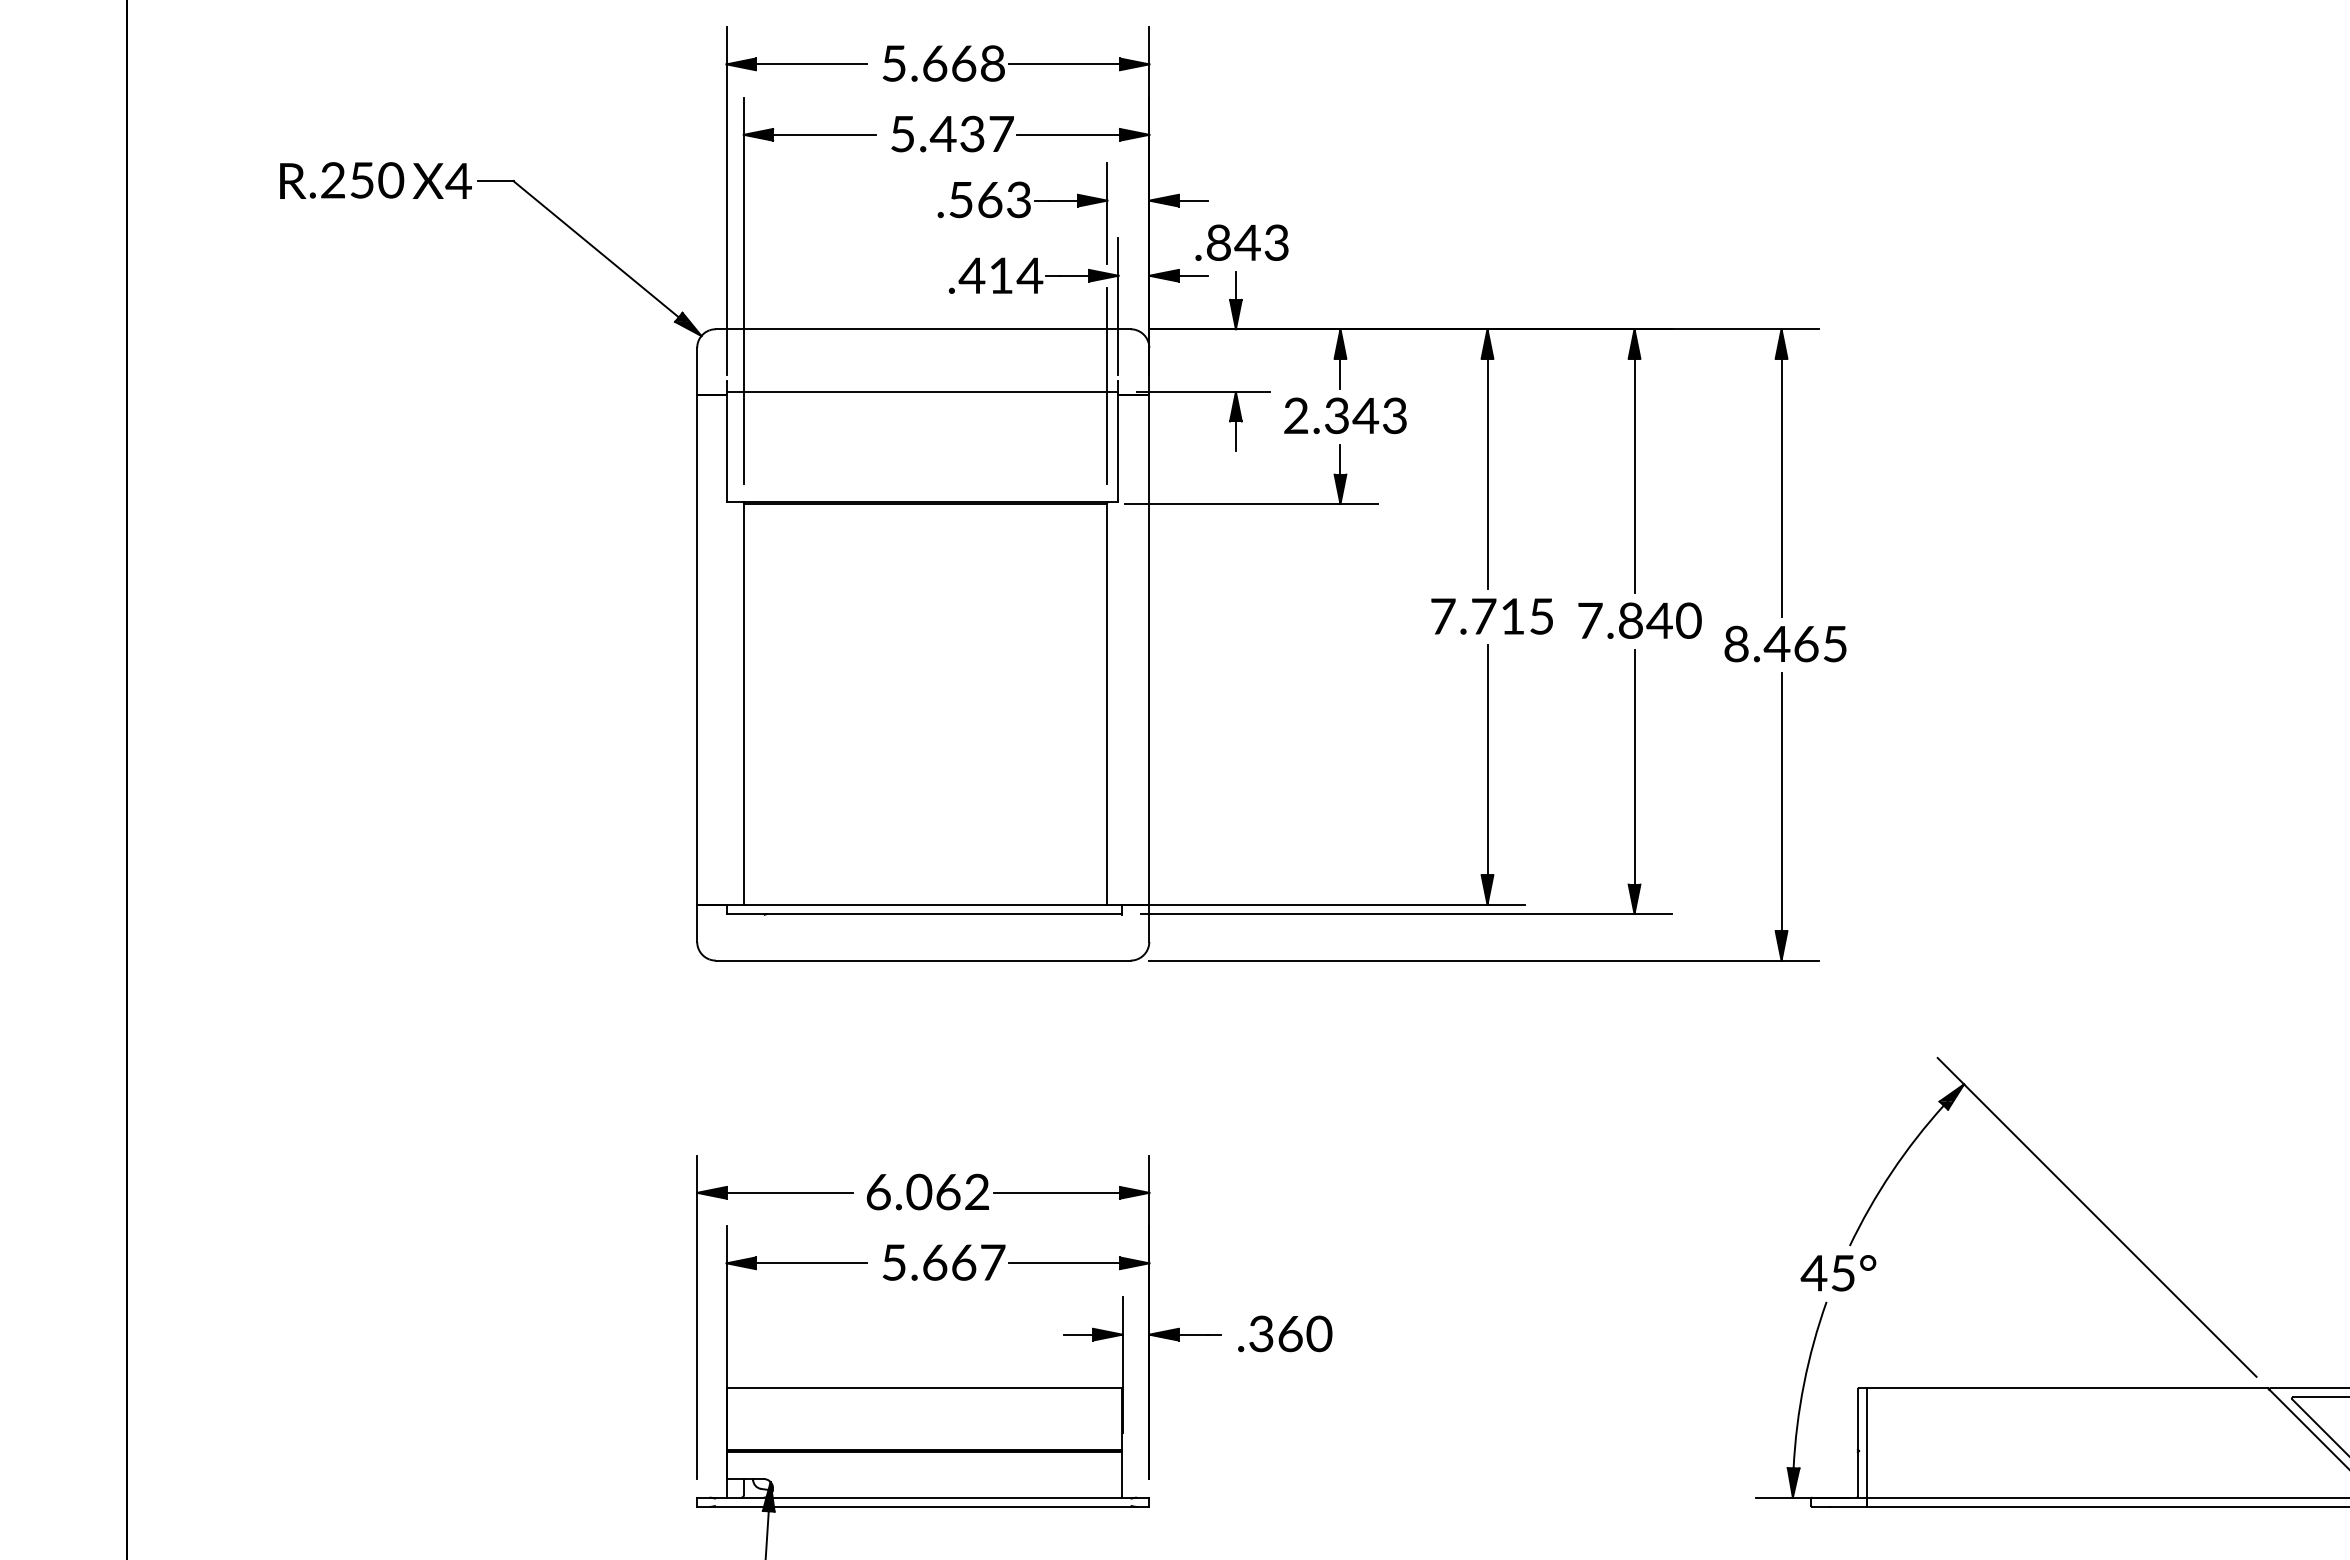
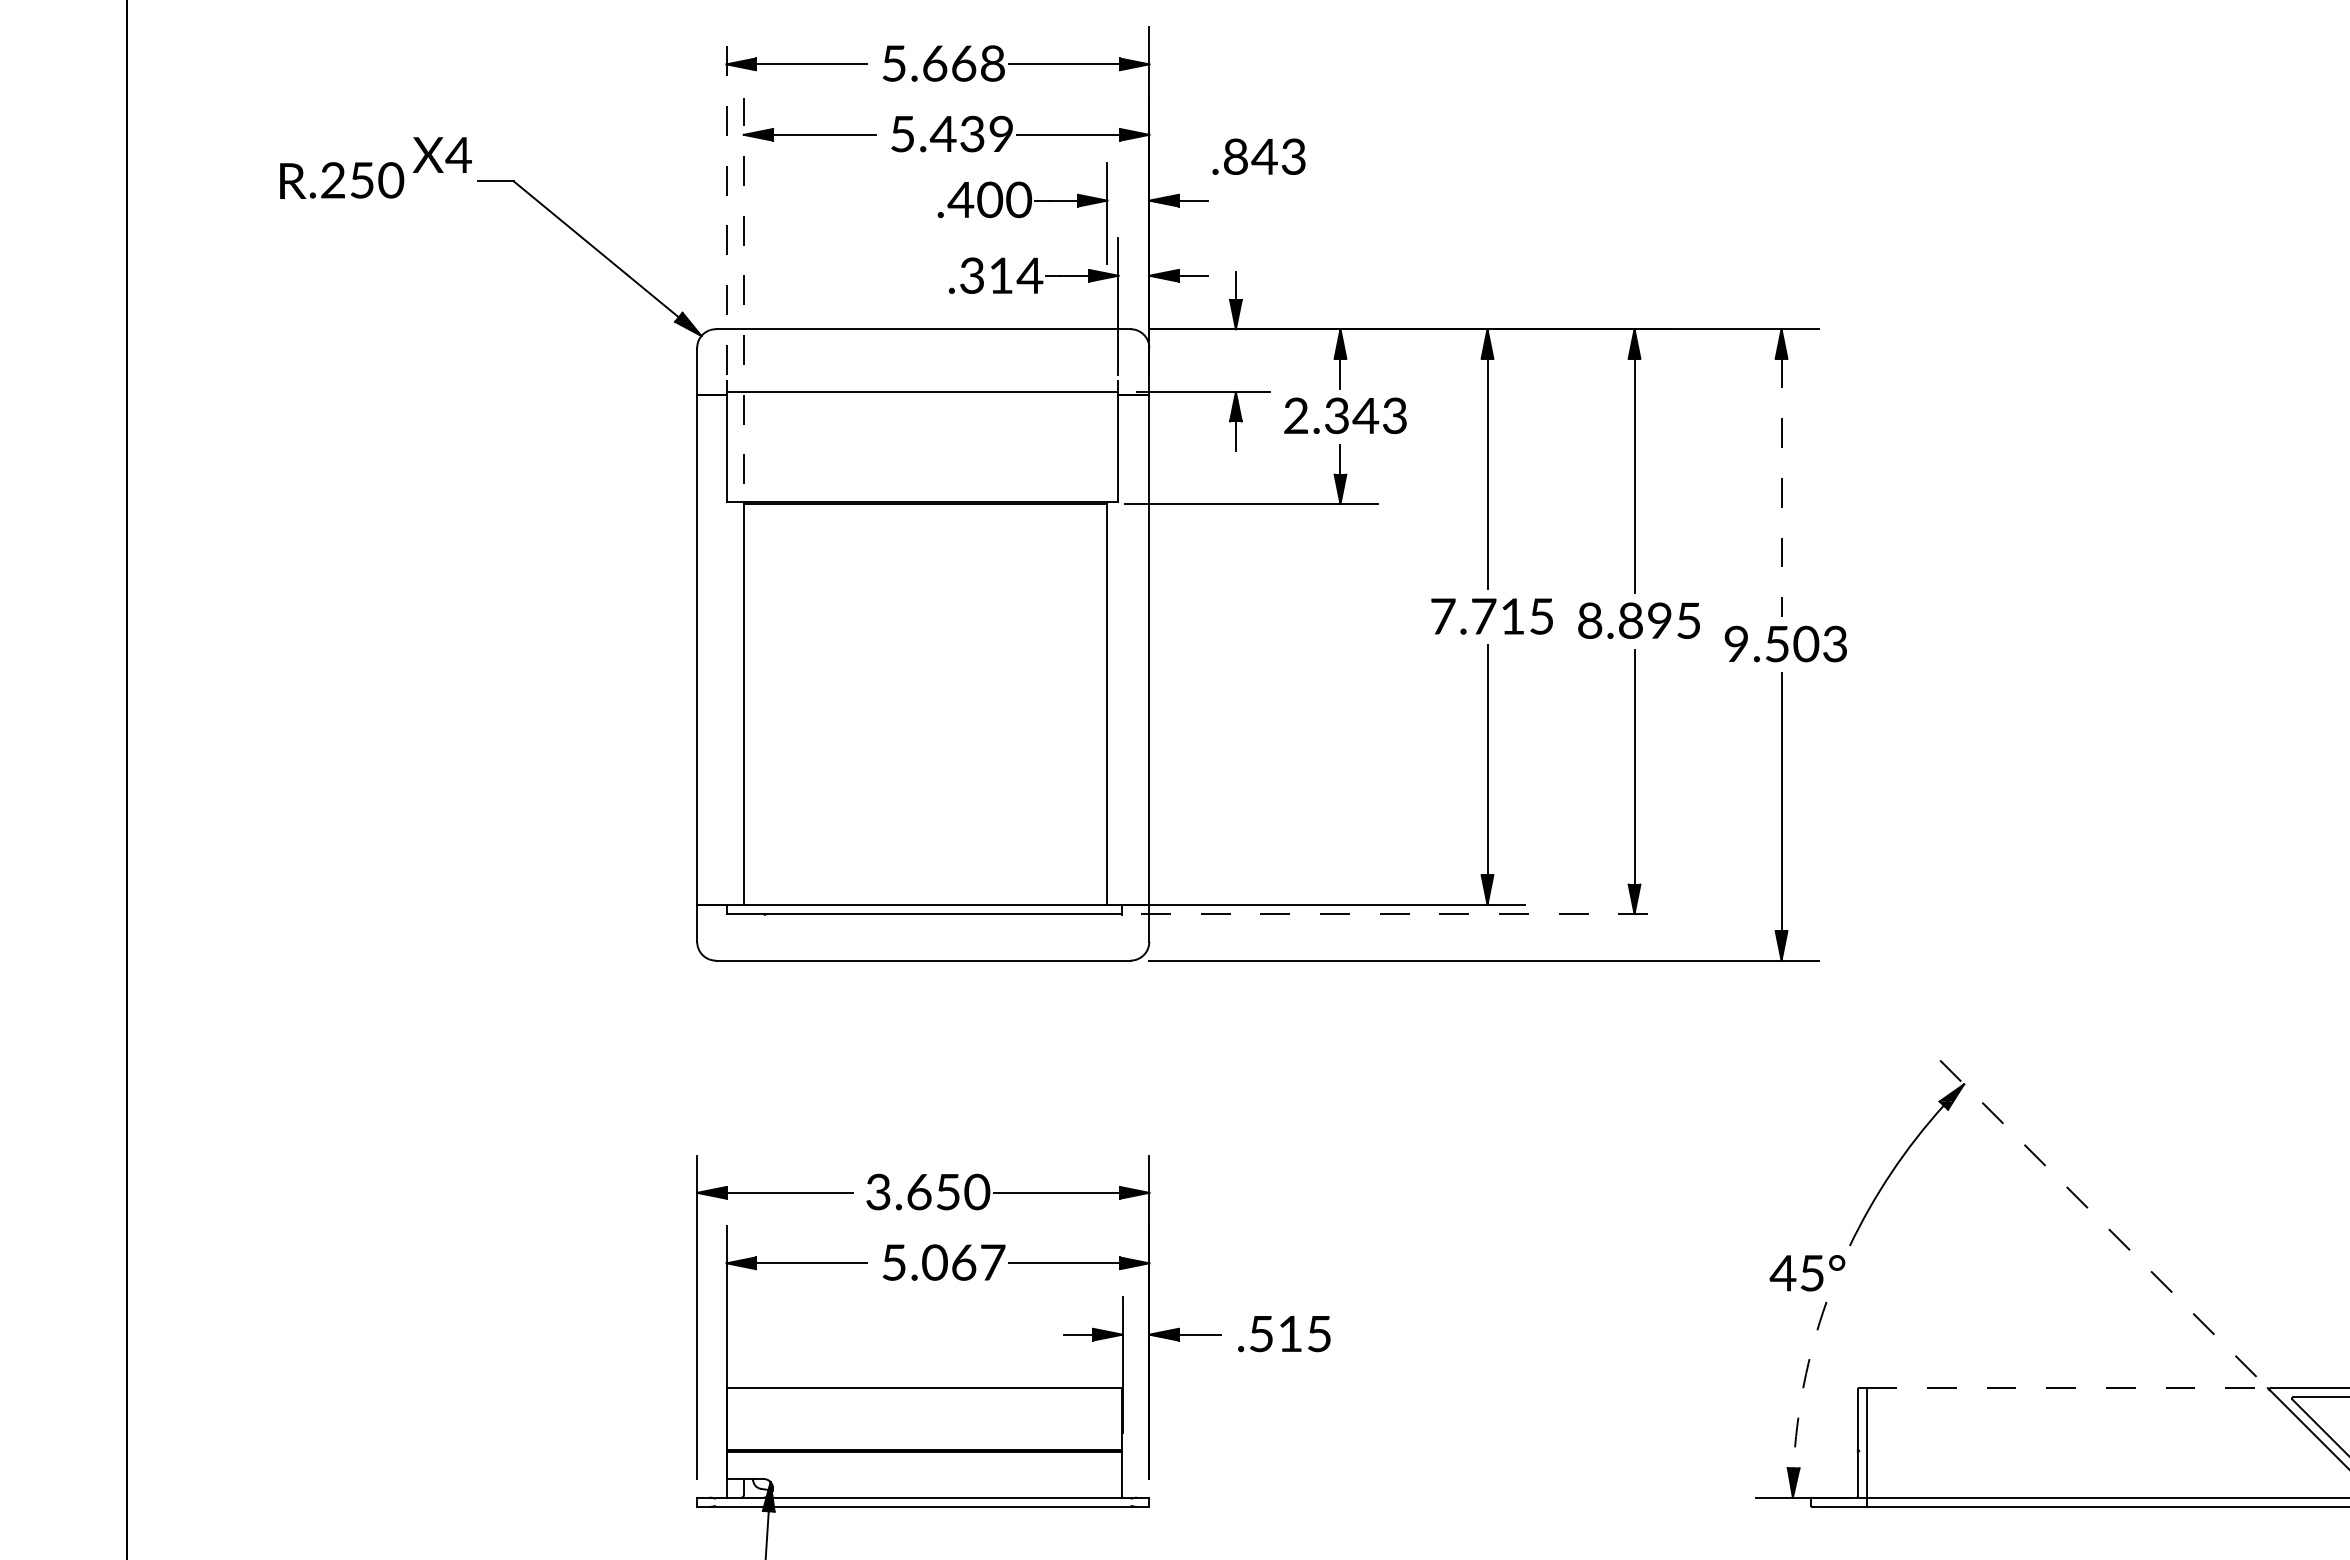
text: 5.437 -> 5.439 (1001, 133)
text position: (442, 180) -> (442, 154) (442, 154)
text: .563 -> .400 (989, 199)
line: solid -> dashed (726, 200)
text position: (1241, 242) -> (1258, 156) (1258, 156)
text: .414 -> .314 (971, 275)
line: solid -> dashed (743, 290)
line: present -> none (1107, 385)
line: solid -> dashed (1781, 488)
text: 7.840 -> 8.895 (1639, 620)
text: 8.465 -> 9.503 (1785, 643)
line: solid -> dashed (1406, 913)
text: 6.062 -> 3.650 (928, 1191)
line: solid -> dashed (2096, 1217)
text: 5.667 -> 5.067 (934, 1262)
text position: (1838, 1273) -> (1807, 1273) (1807, 1273)
text: .360 -> .515 (1290, 1333)
arc: solid -> dashed (1804, 1383)
line: solid -> dashed (2068, 1388)
